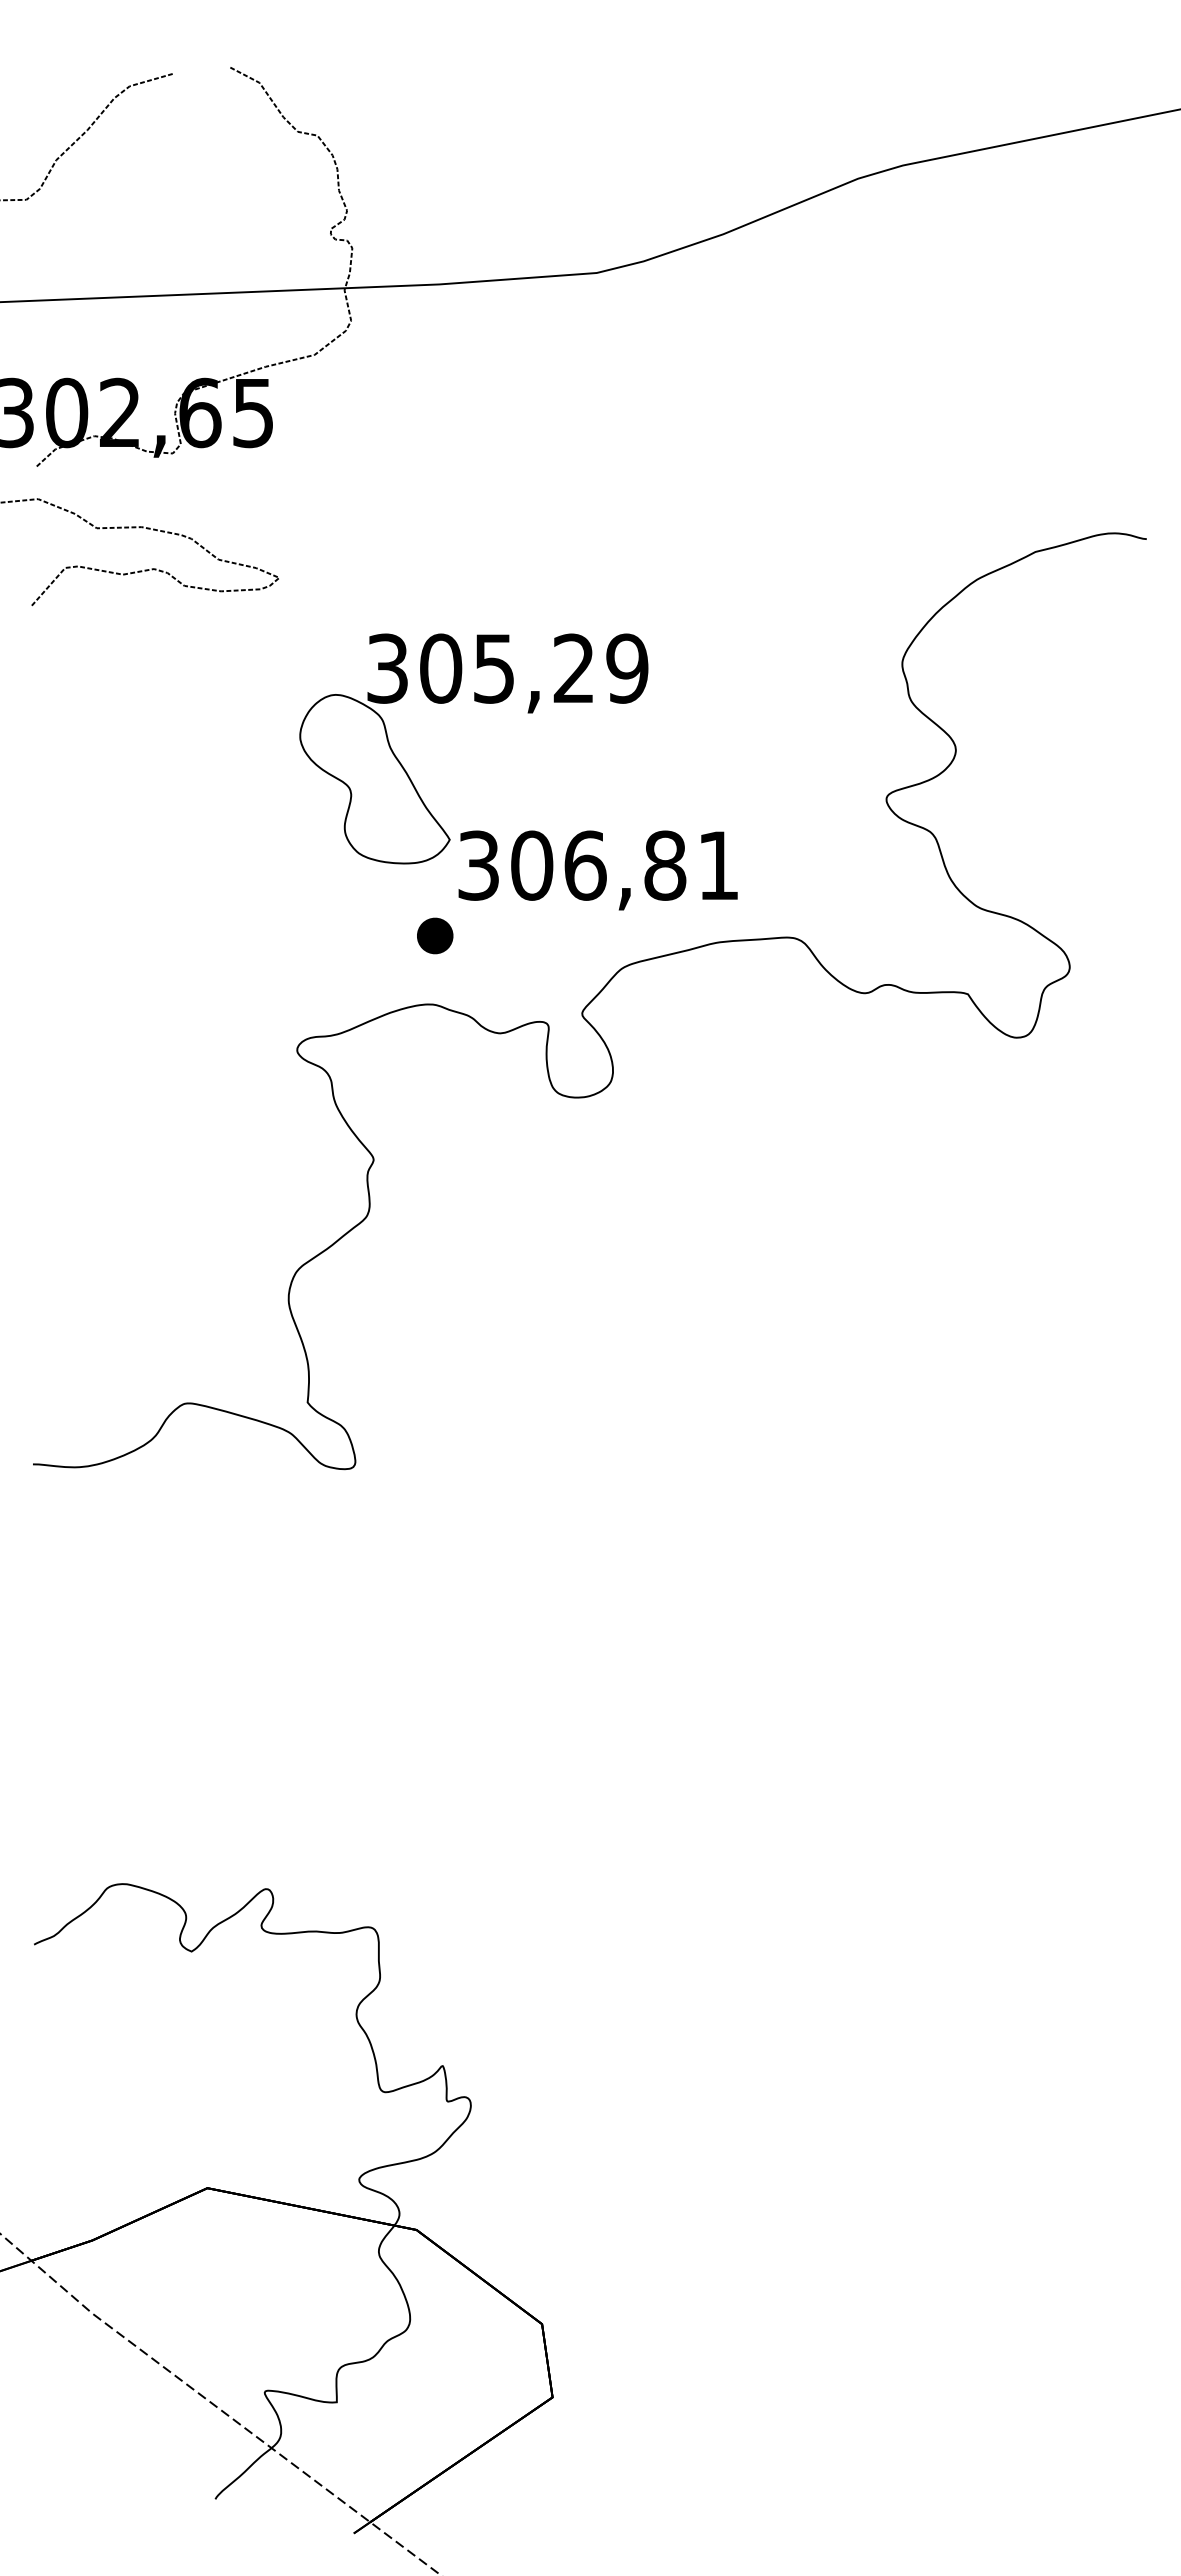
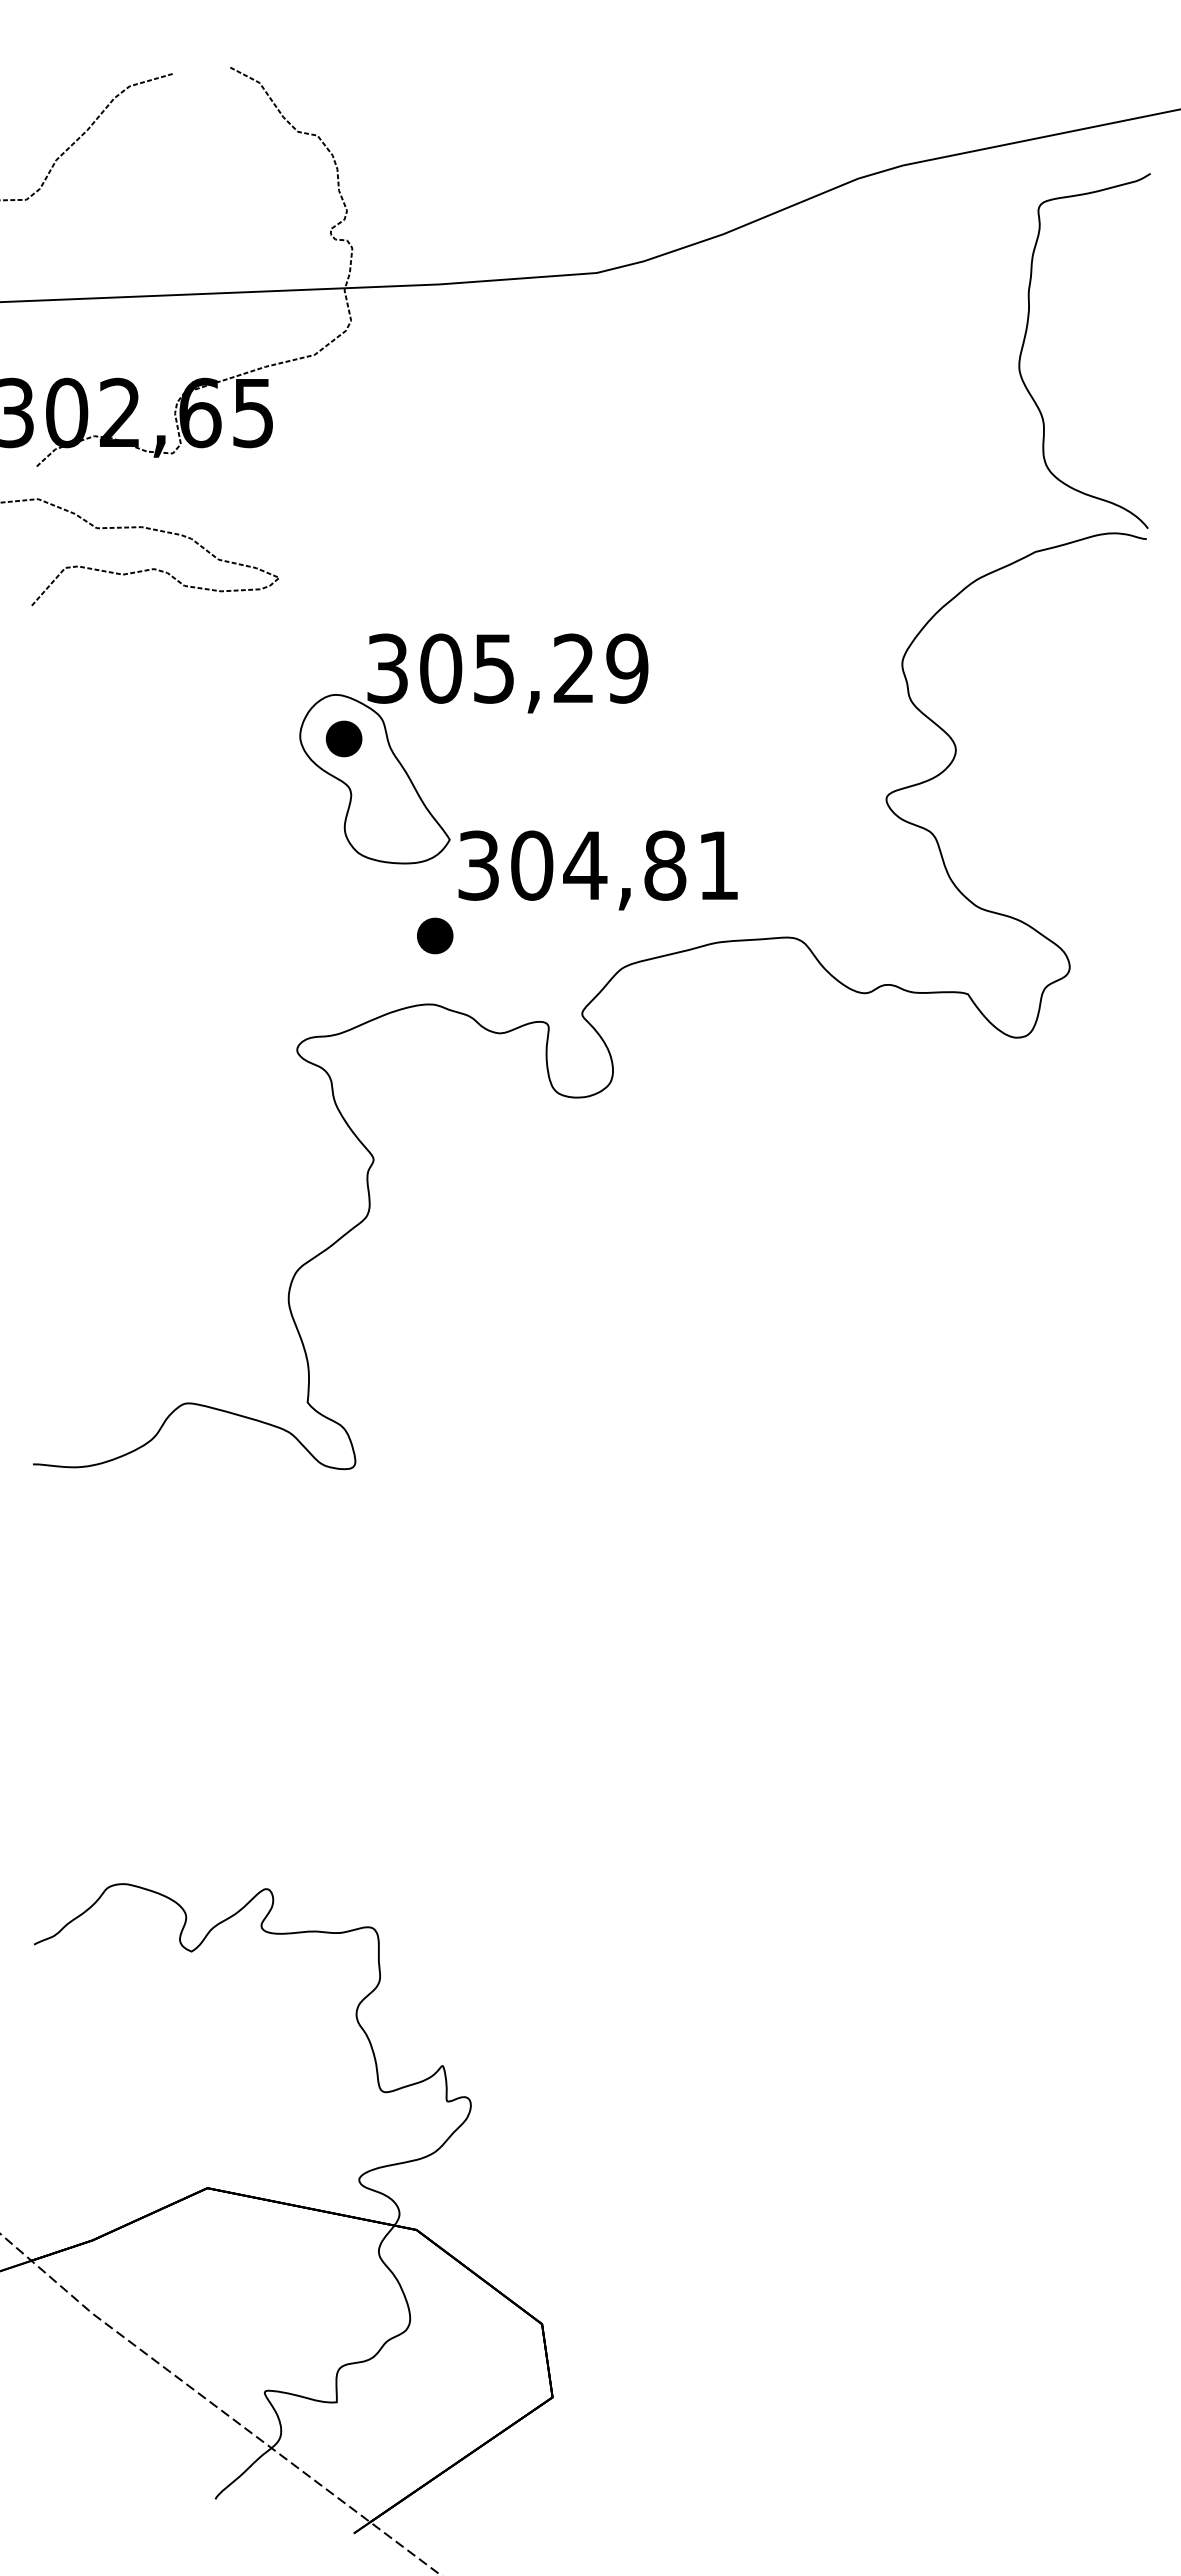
curve: none -> present (1026, 335)
part: none -> present (343, 738)
text: 306,81 -> 304,81 (585, 865)
